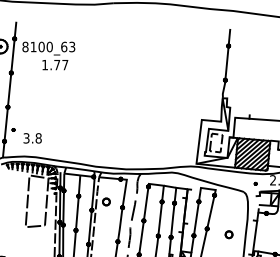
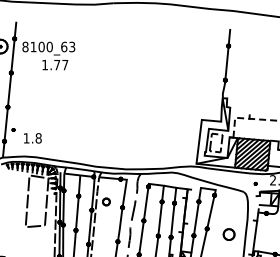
line: solid -> dashed (246, 118)
text: 3.8 -> 1.8 (26, 138)
part size: 10x10 px -> 14x13 px (228, 234)
